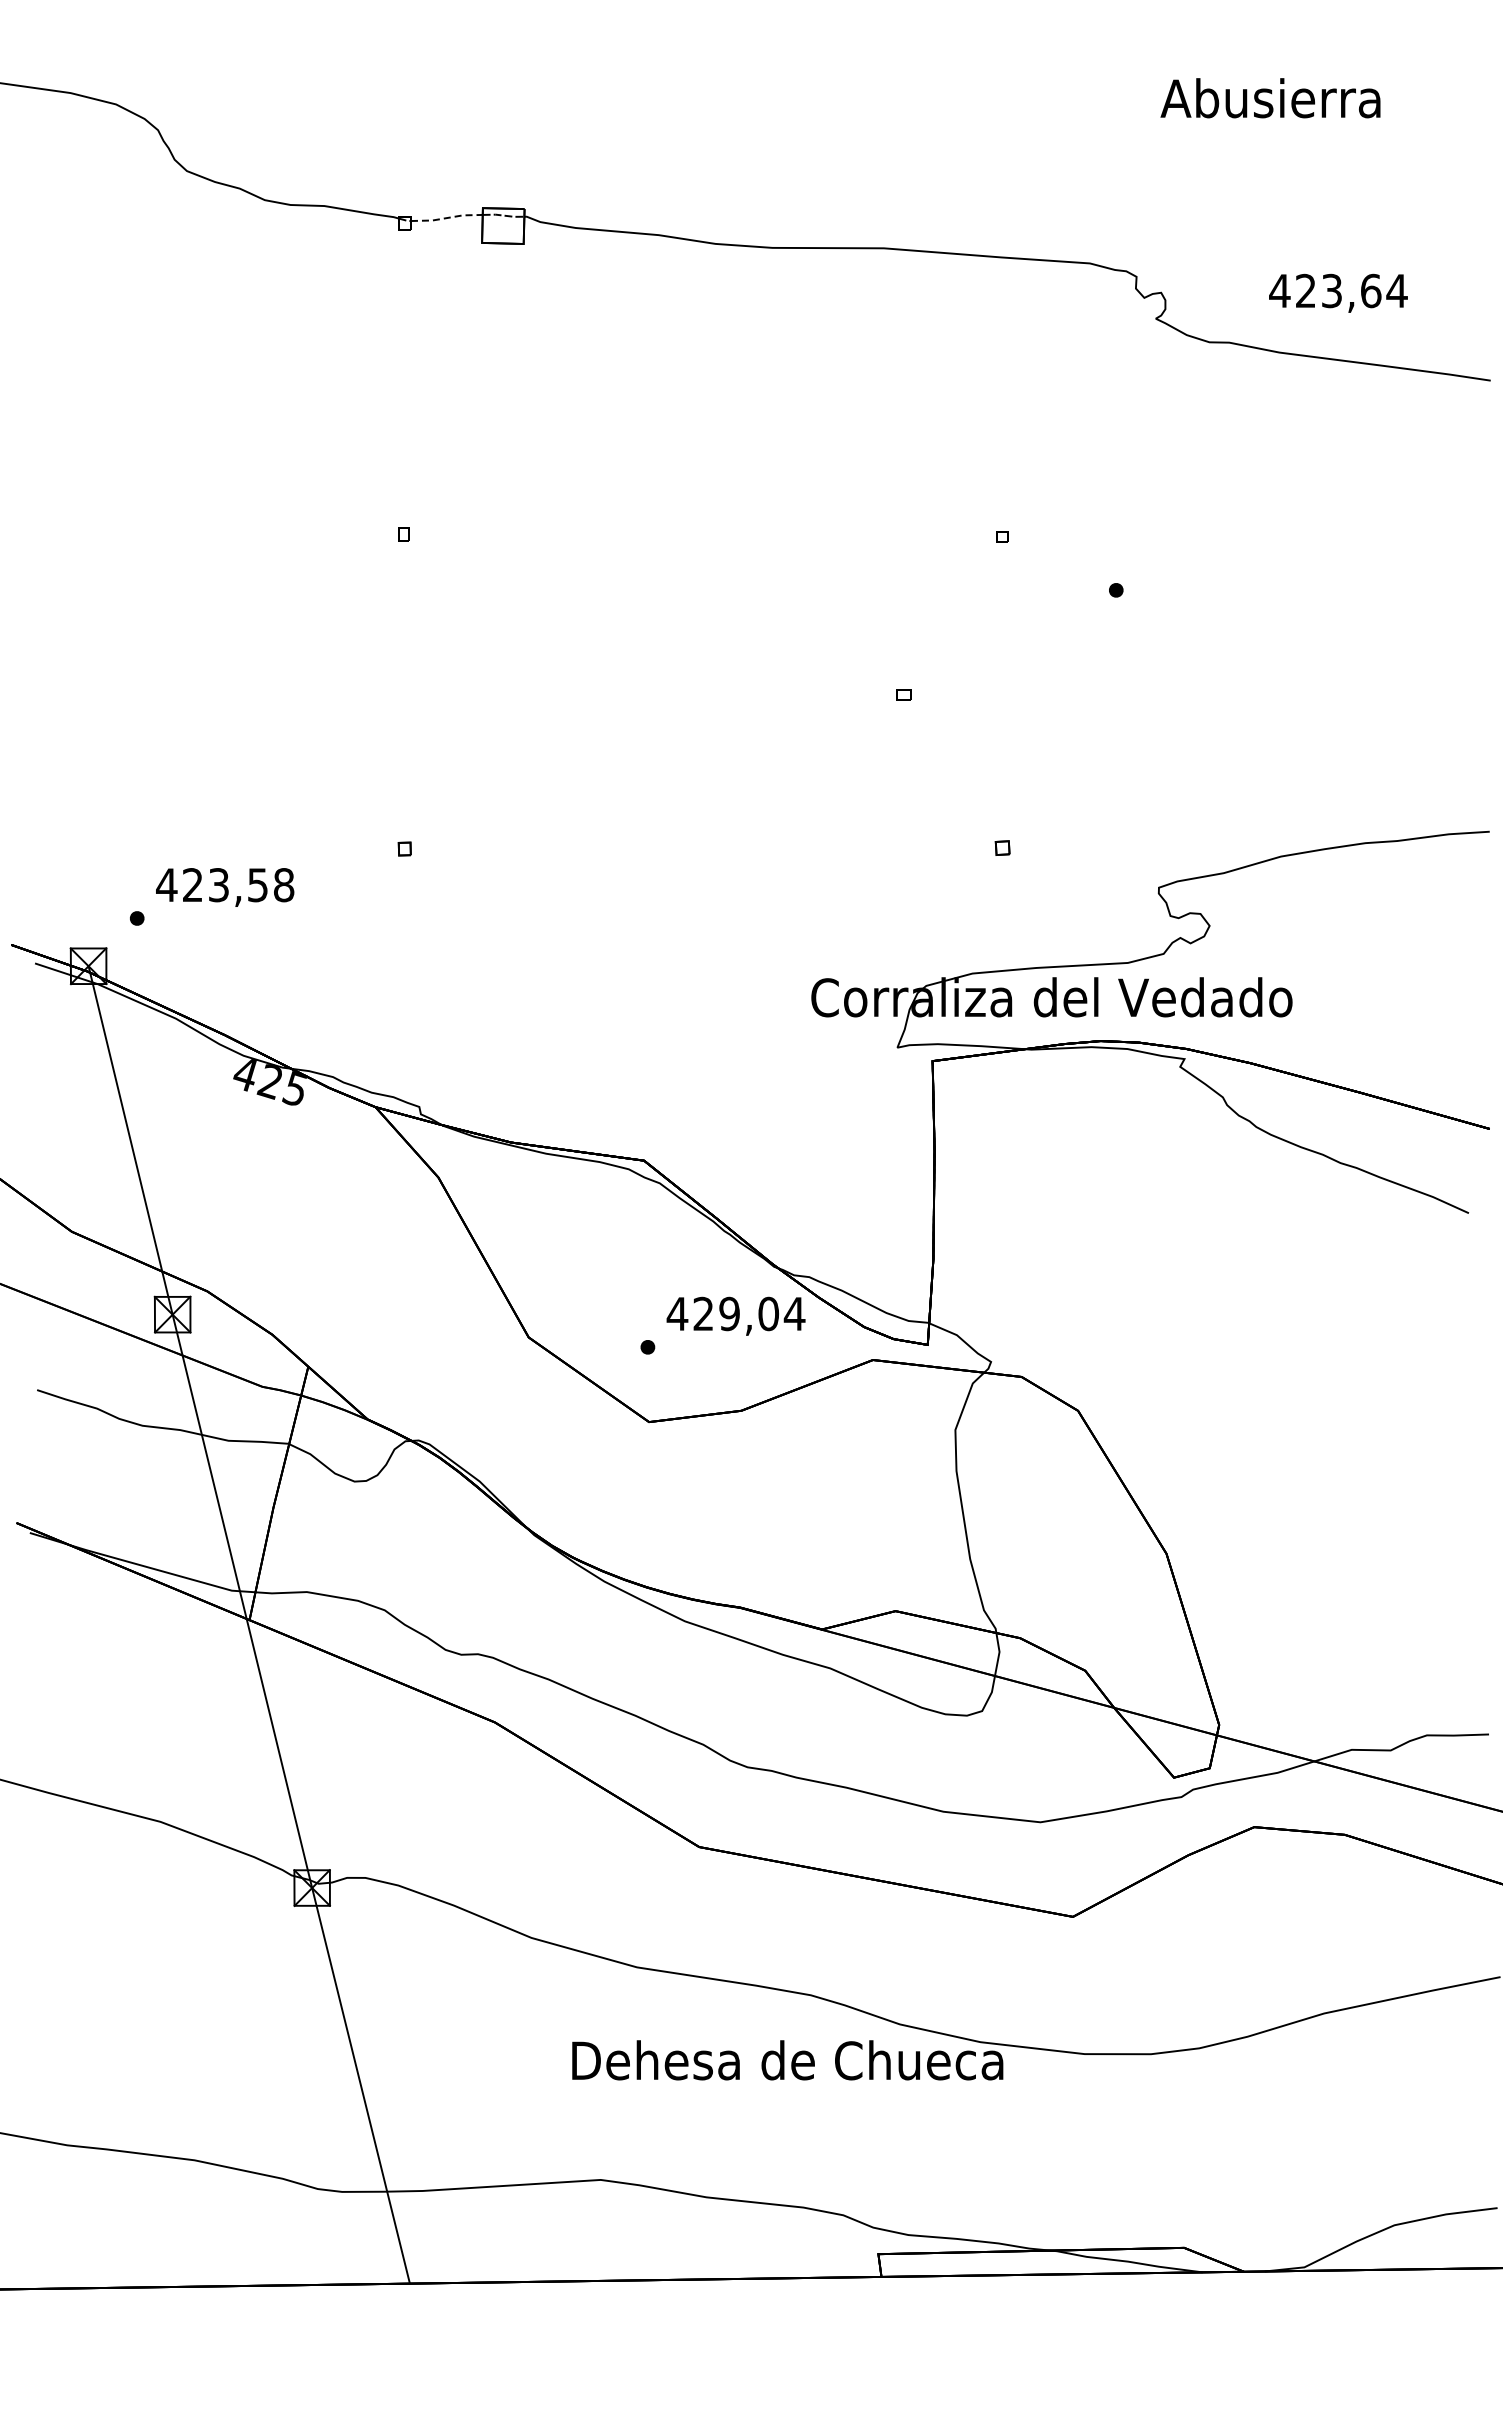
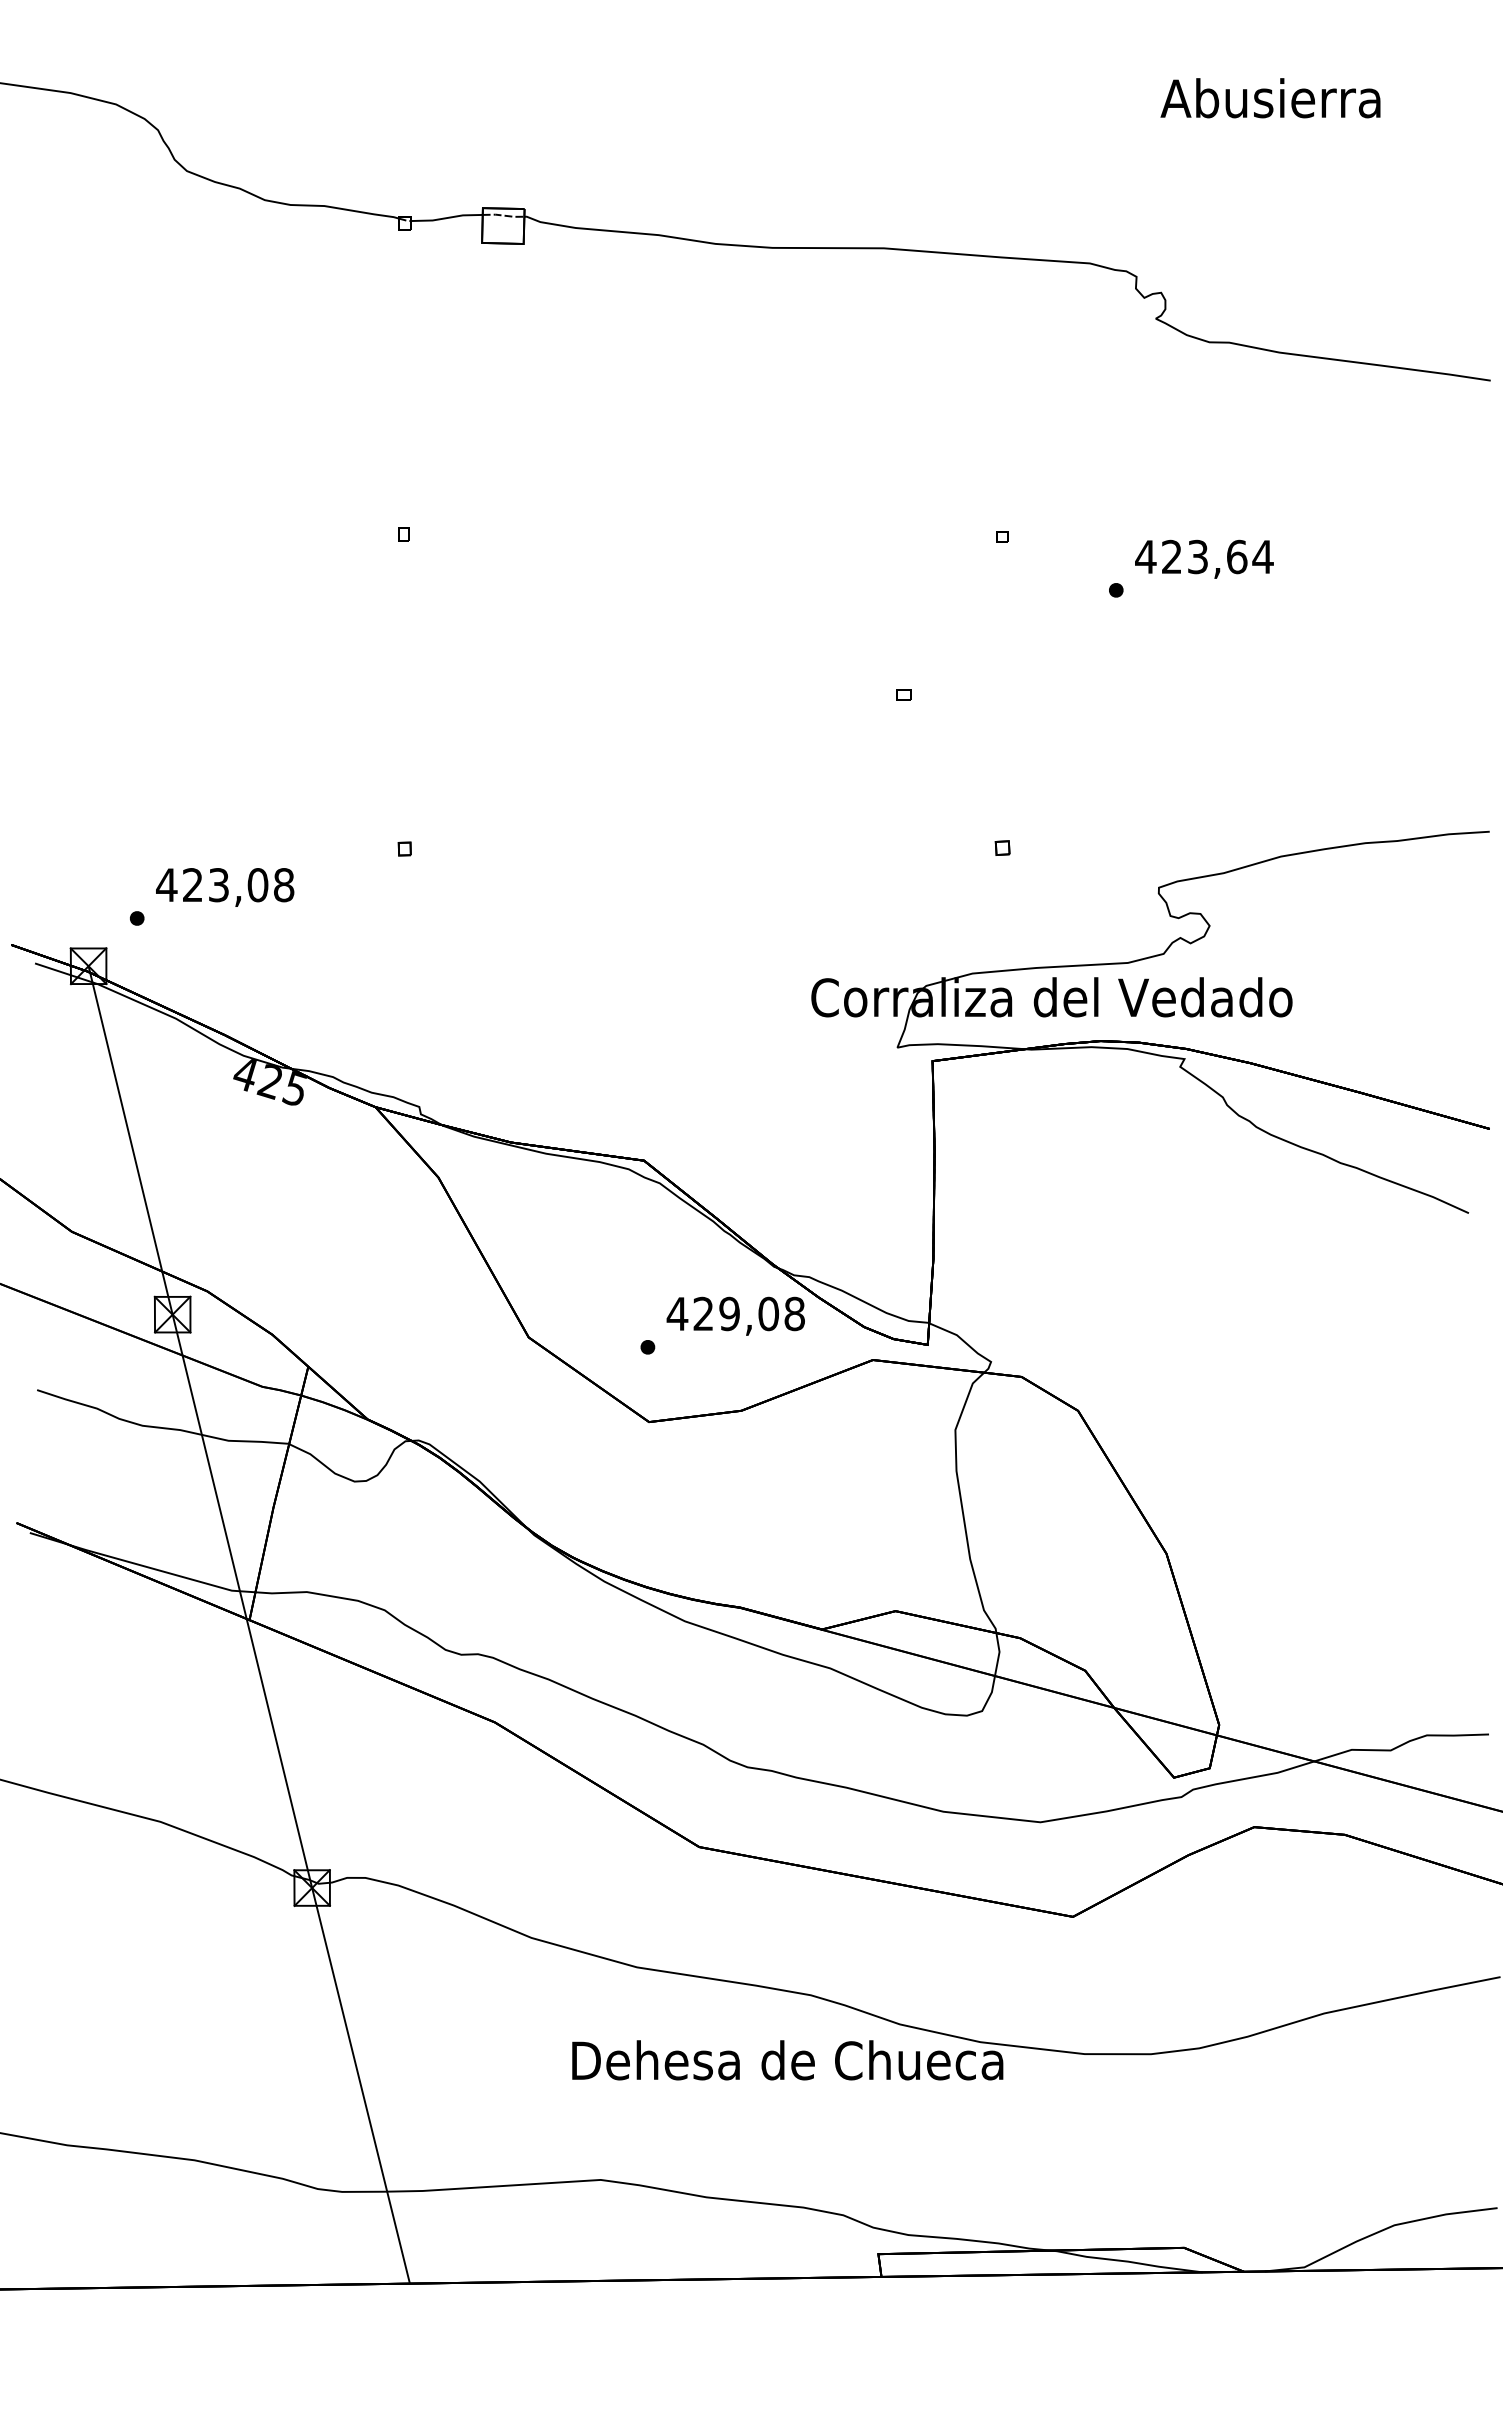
line: dashed -> solid (447, 218)
text position: (1338, 292) -> (1204, 558) (1204, 558)
text: 423,58 -> 423,08 (257, 885)
text: 429,04 -> 429,08 (794, 1313)
